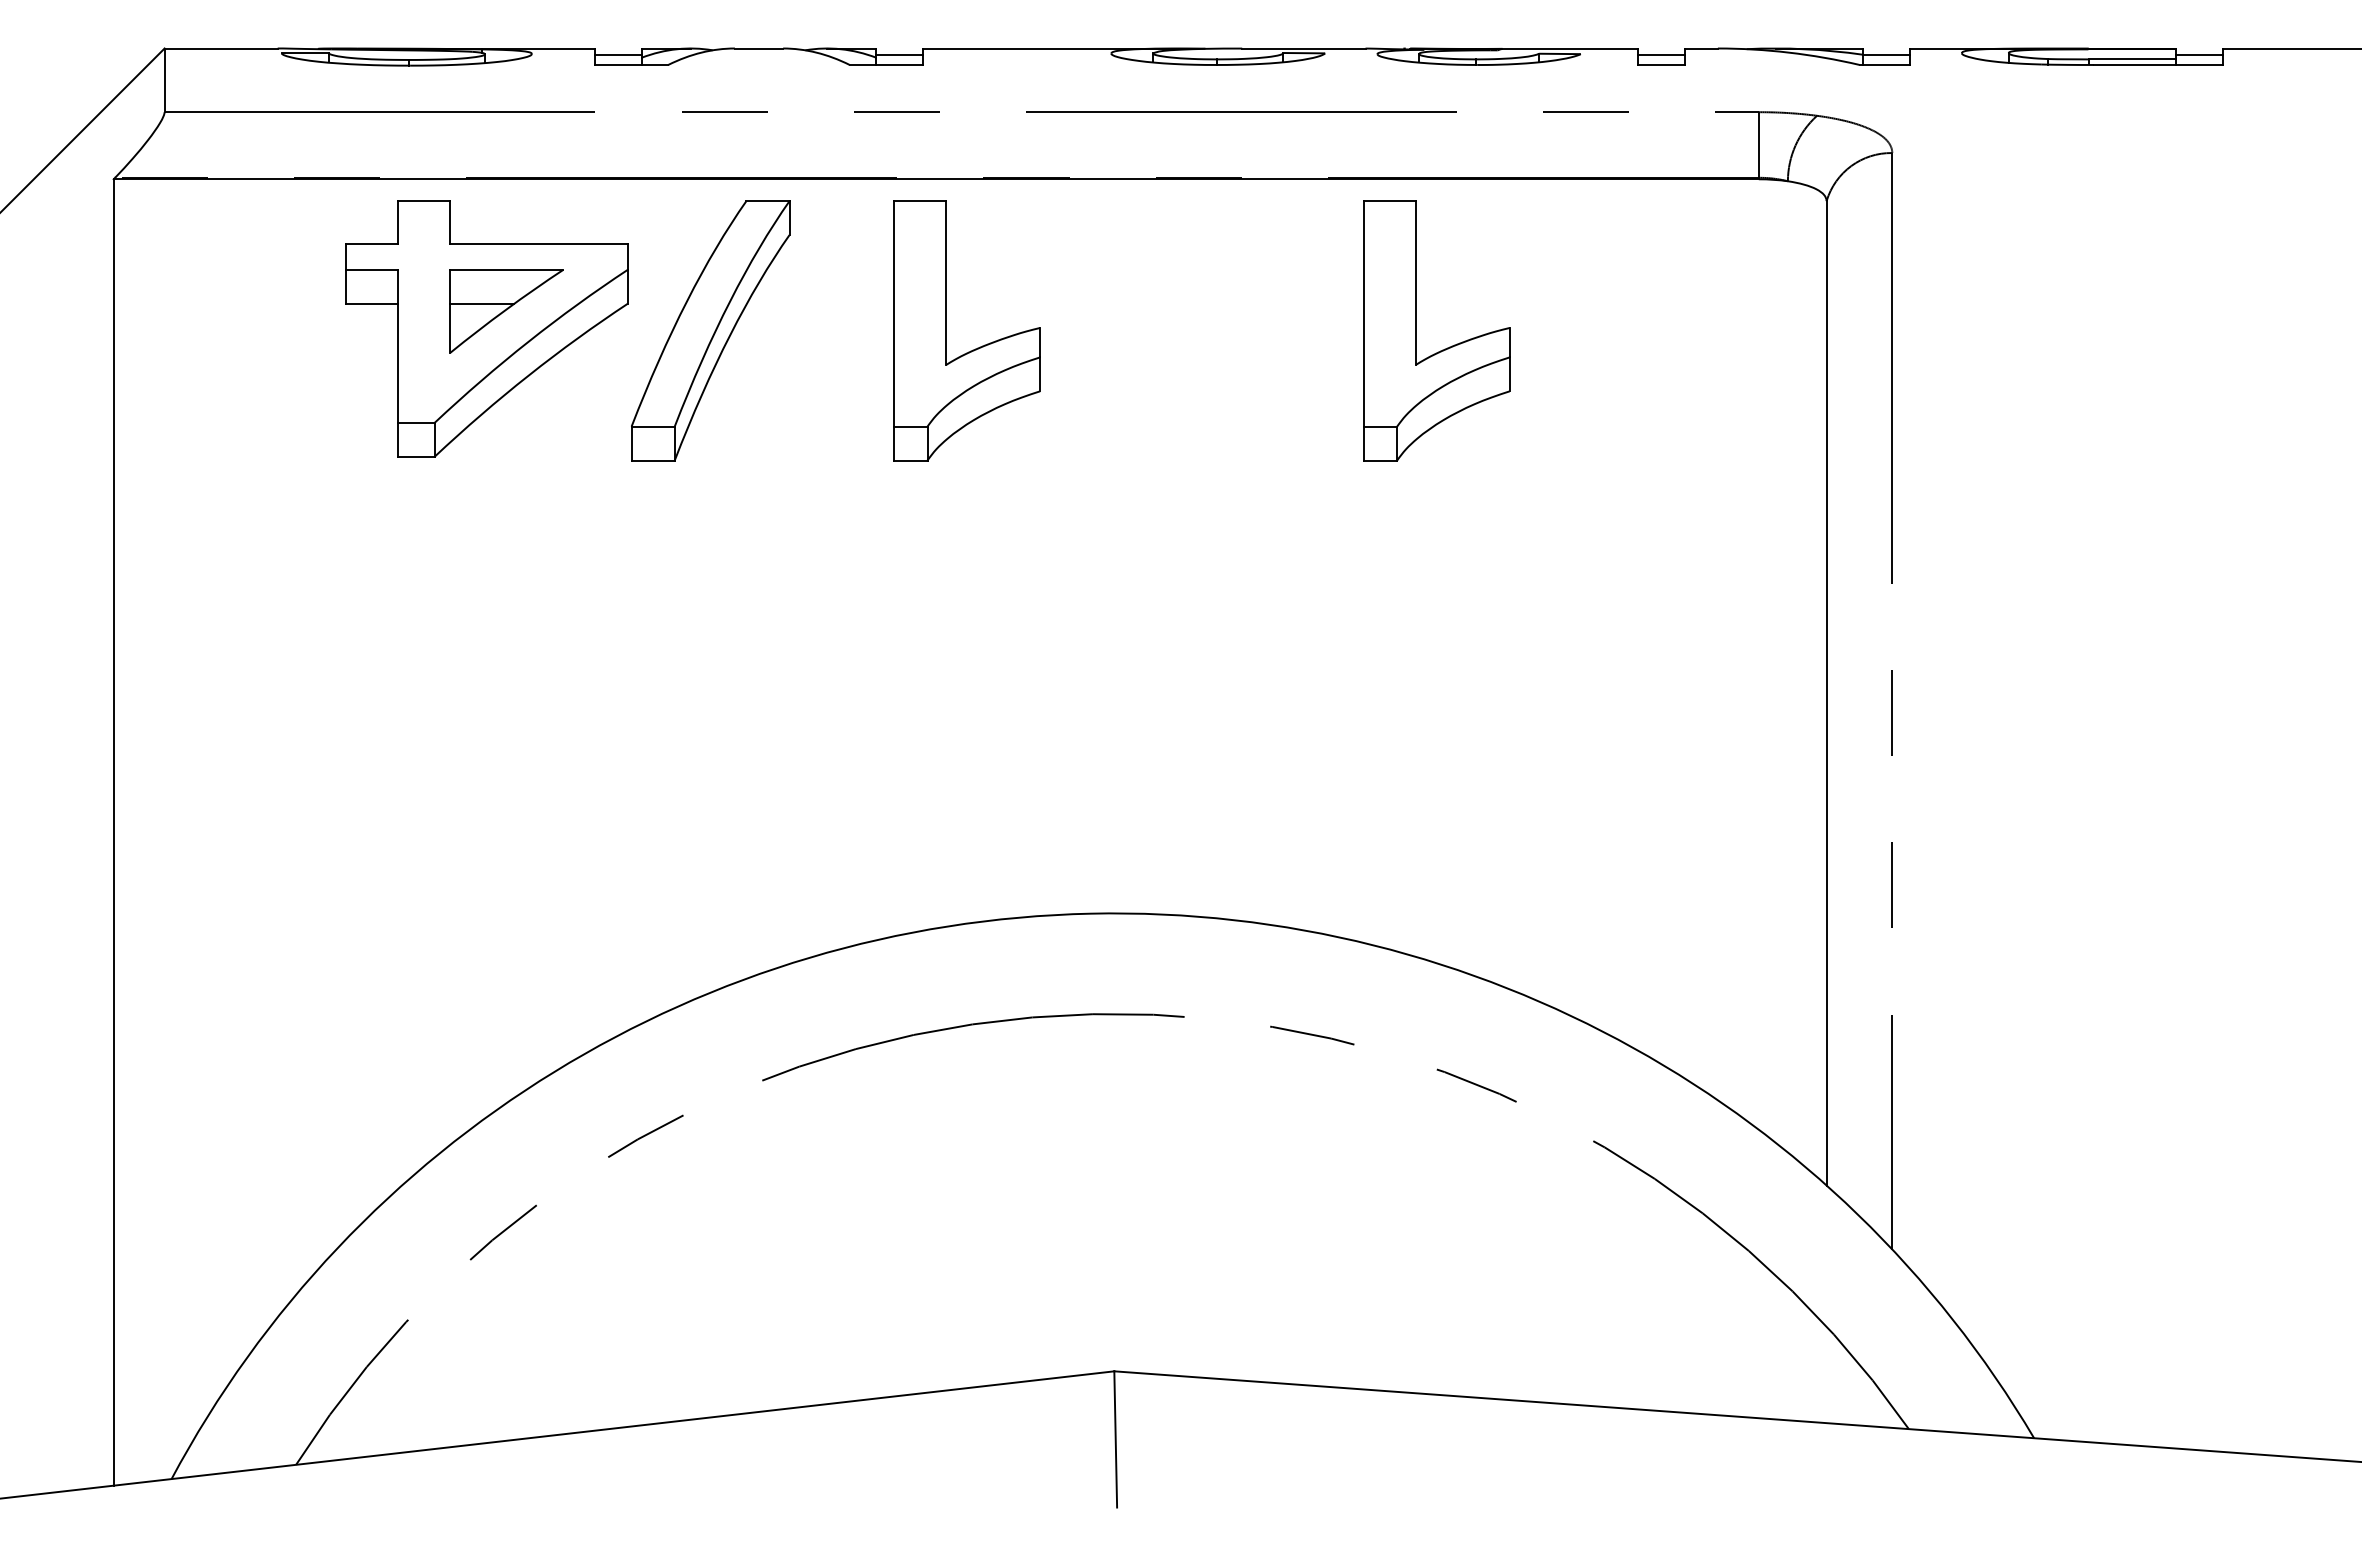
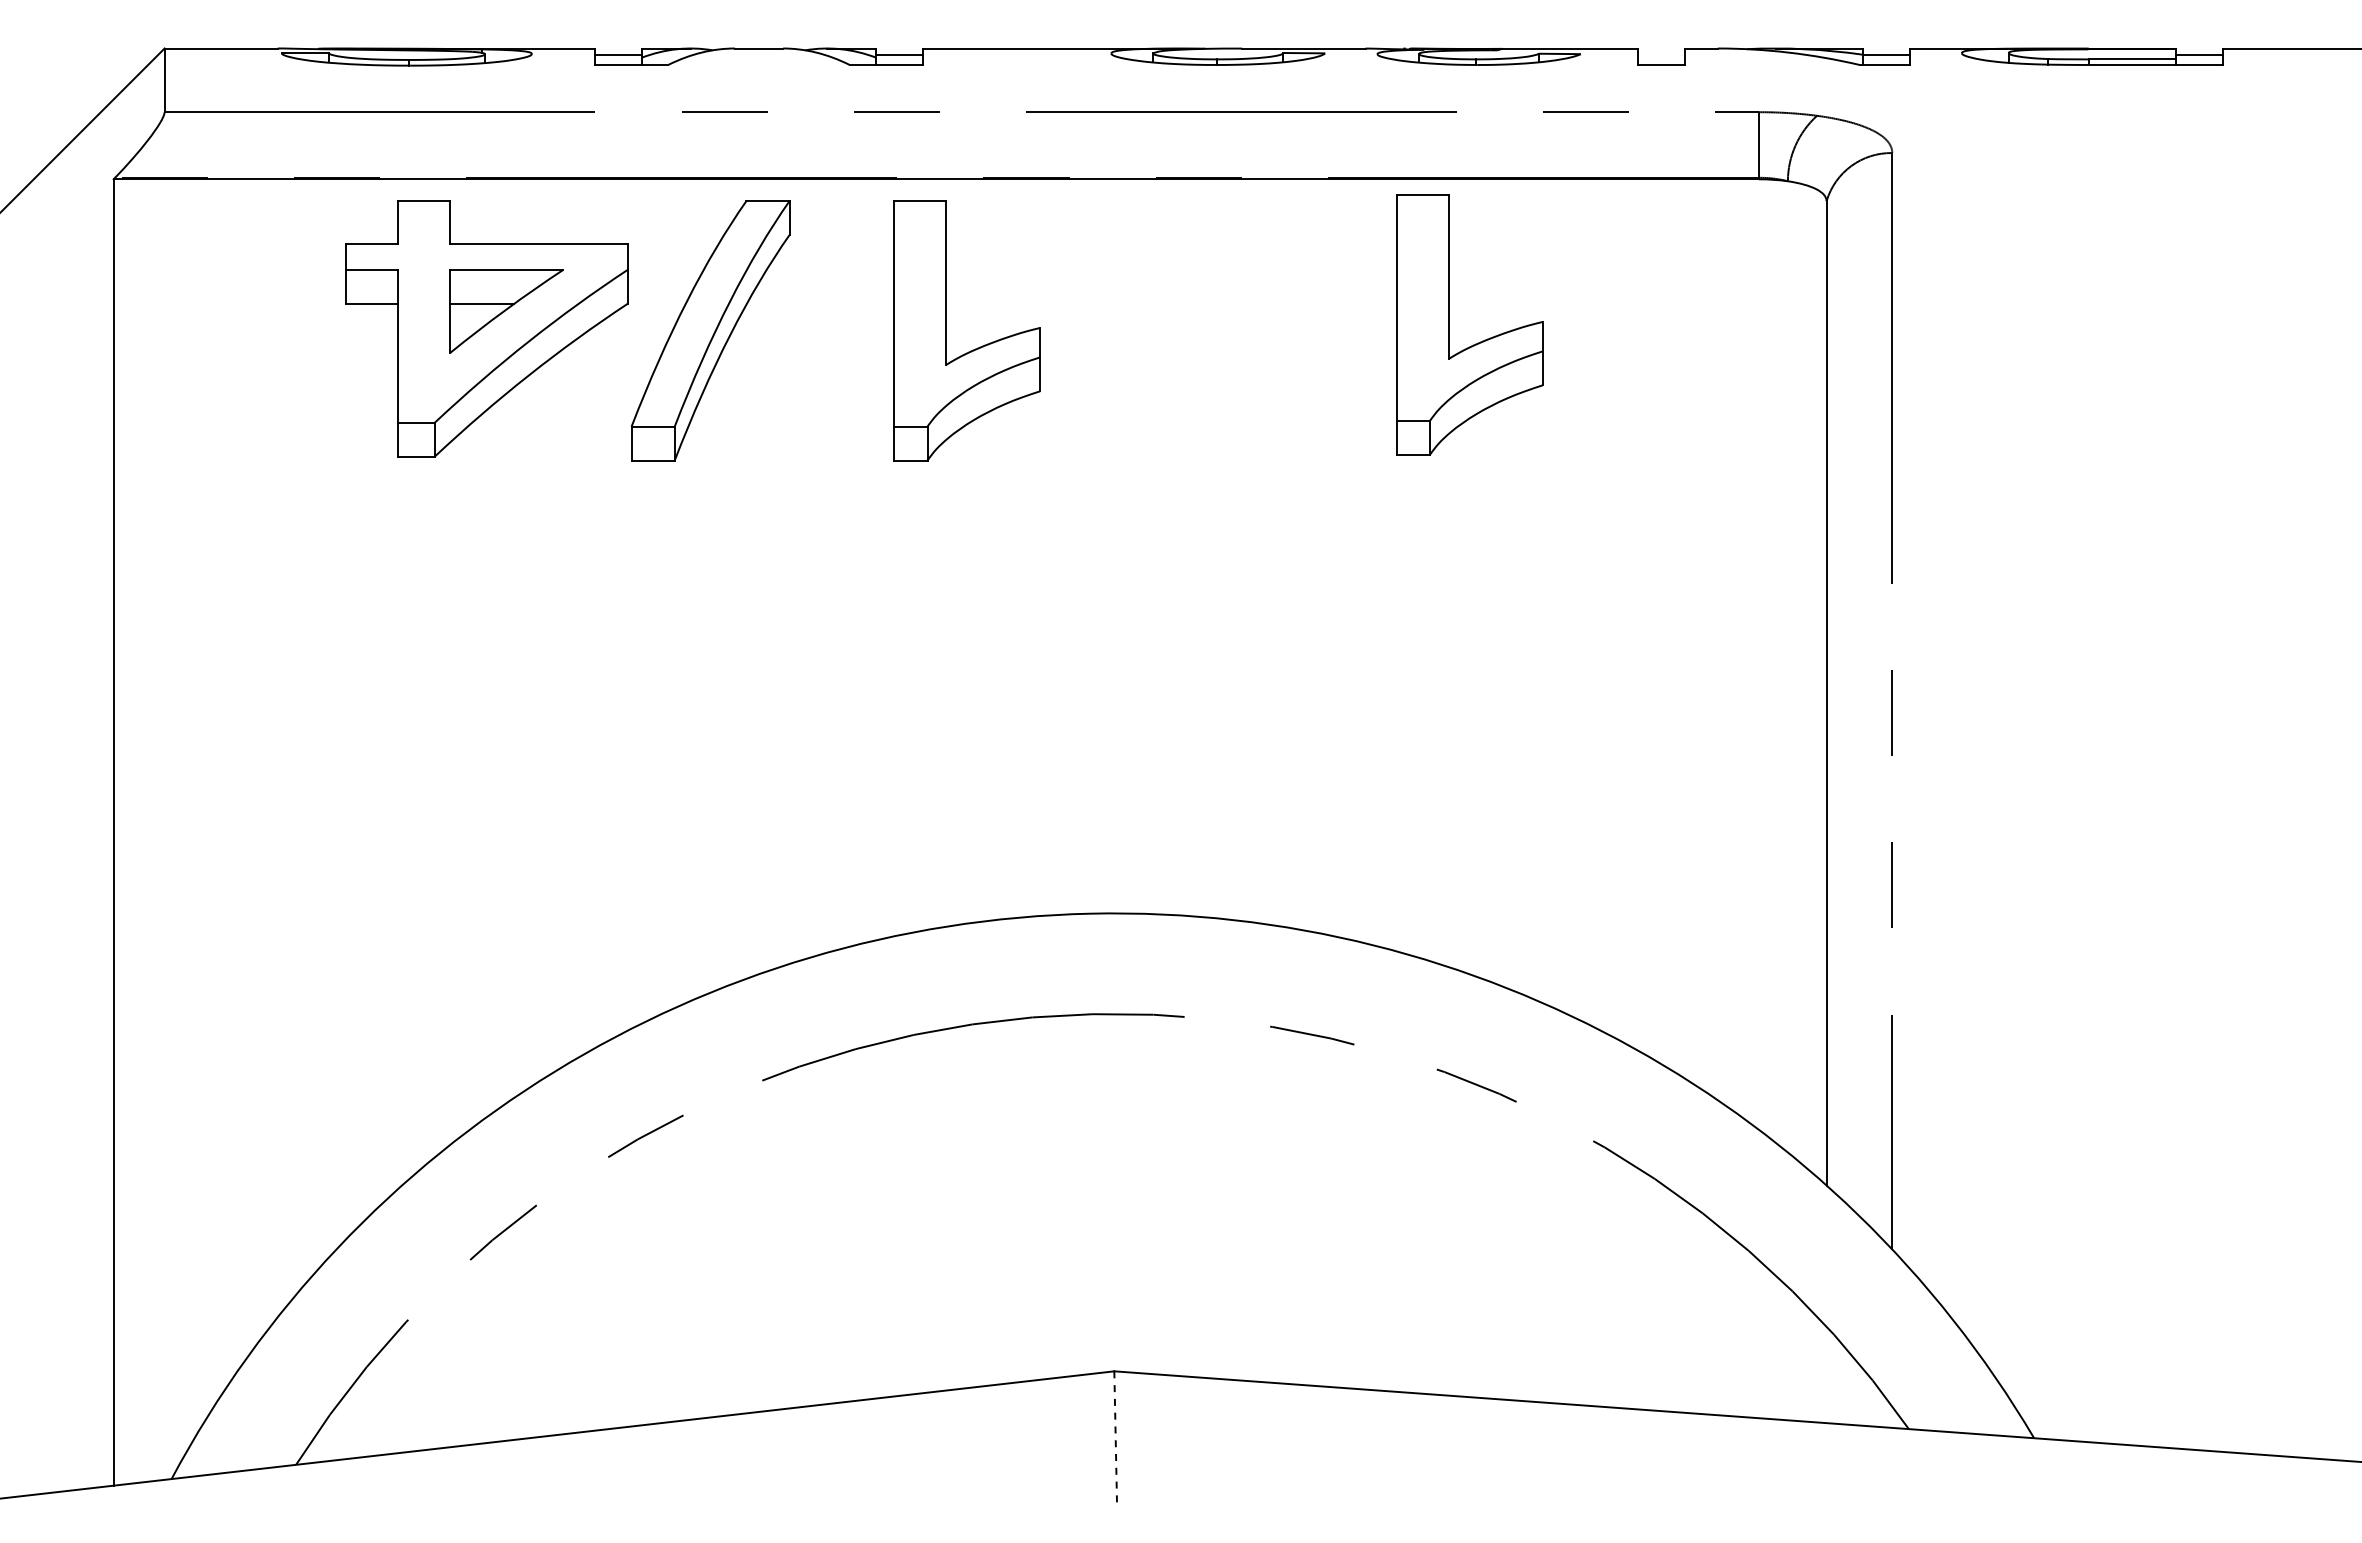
line: present -> none (1661, 54)
part position: (1444, 348) -> (1477, 342) (1477, 342)
line: solid -> dashed (1115, 1439)
